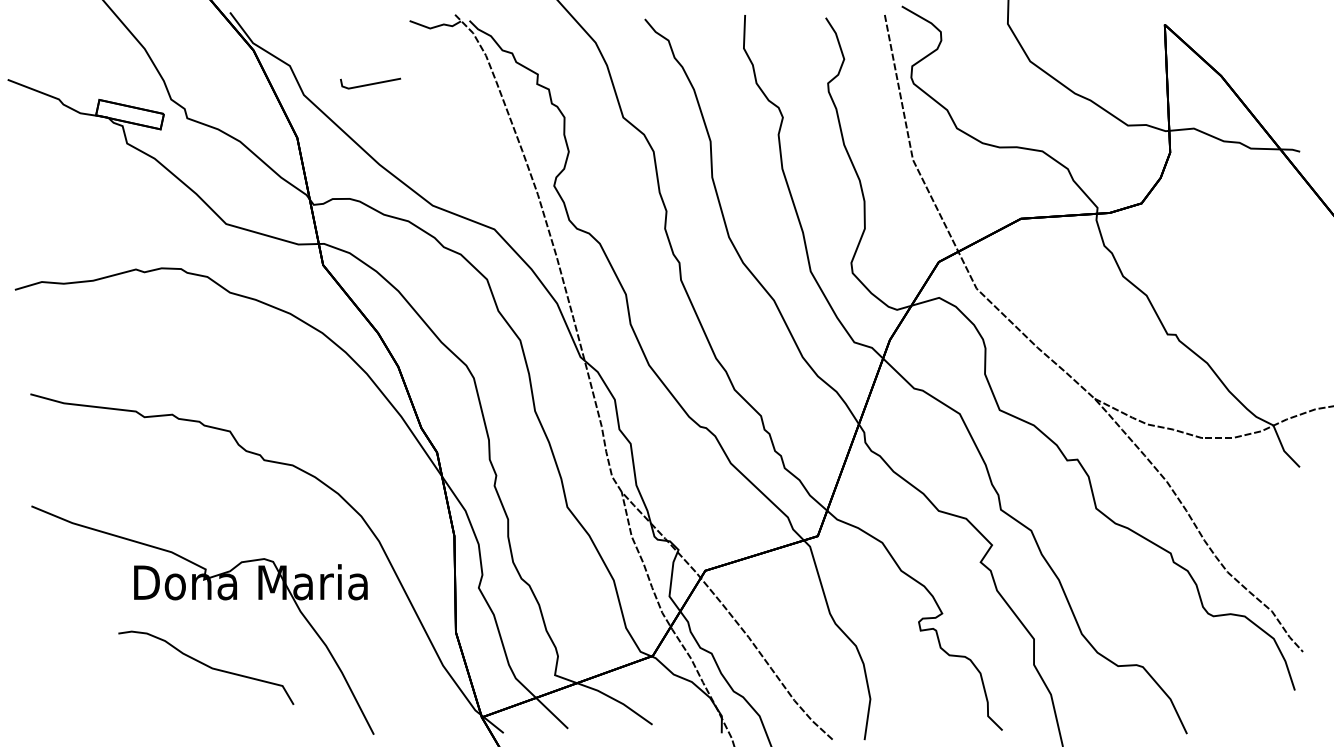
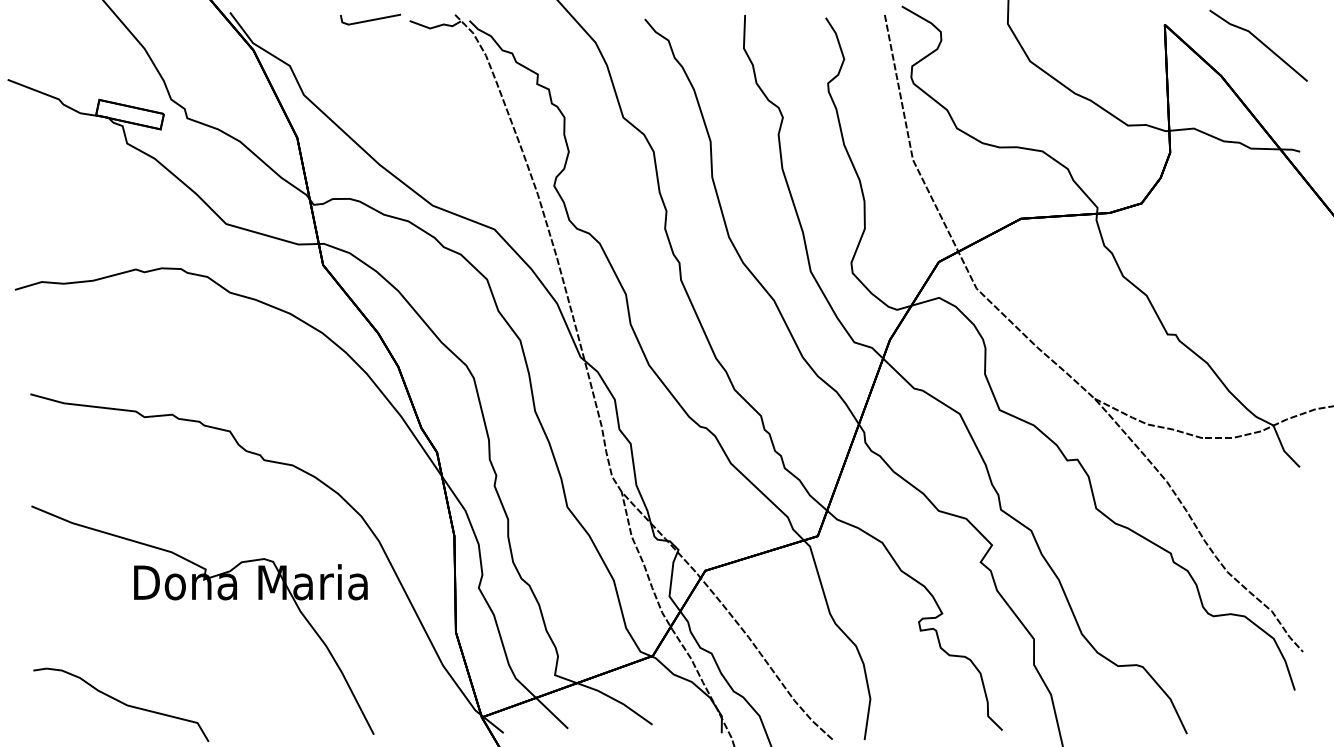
line: none -> present (1260, 42)
line position: (370, 83) -> (370, 19) (370, 19)
curve position: (206, 666) -> (121, 703) (121, 703)
